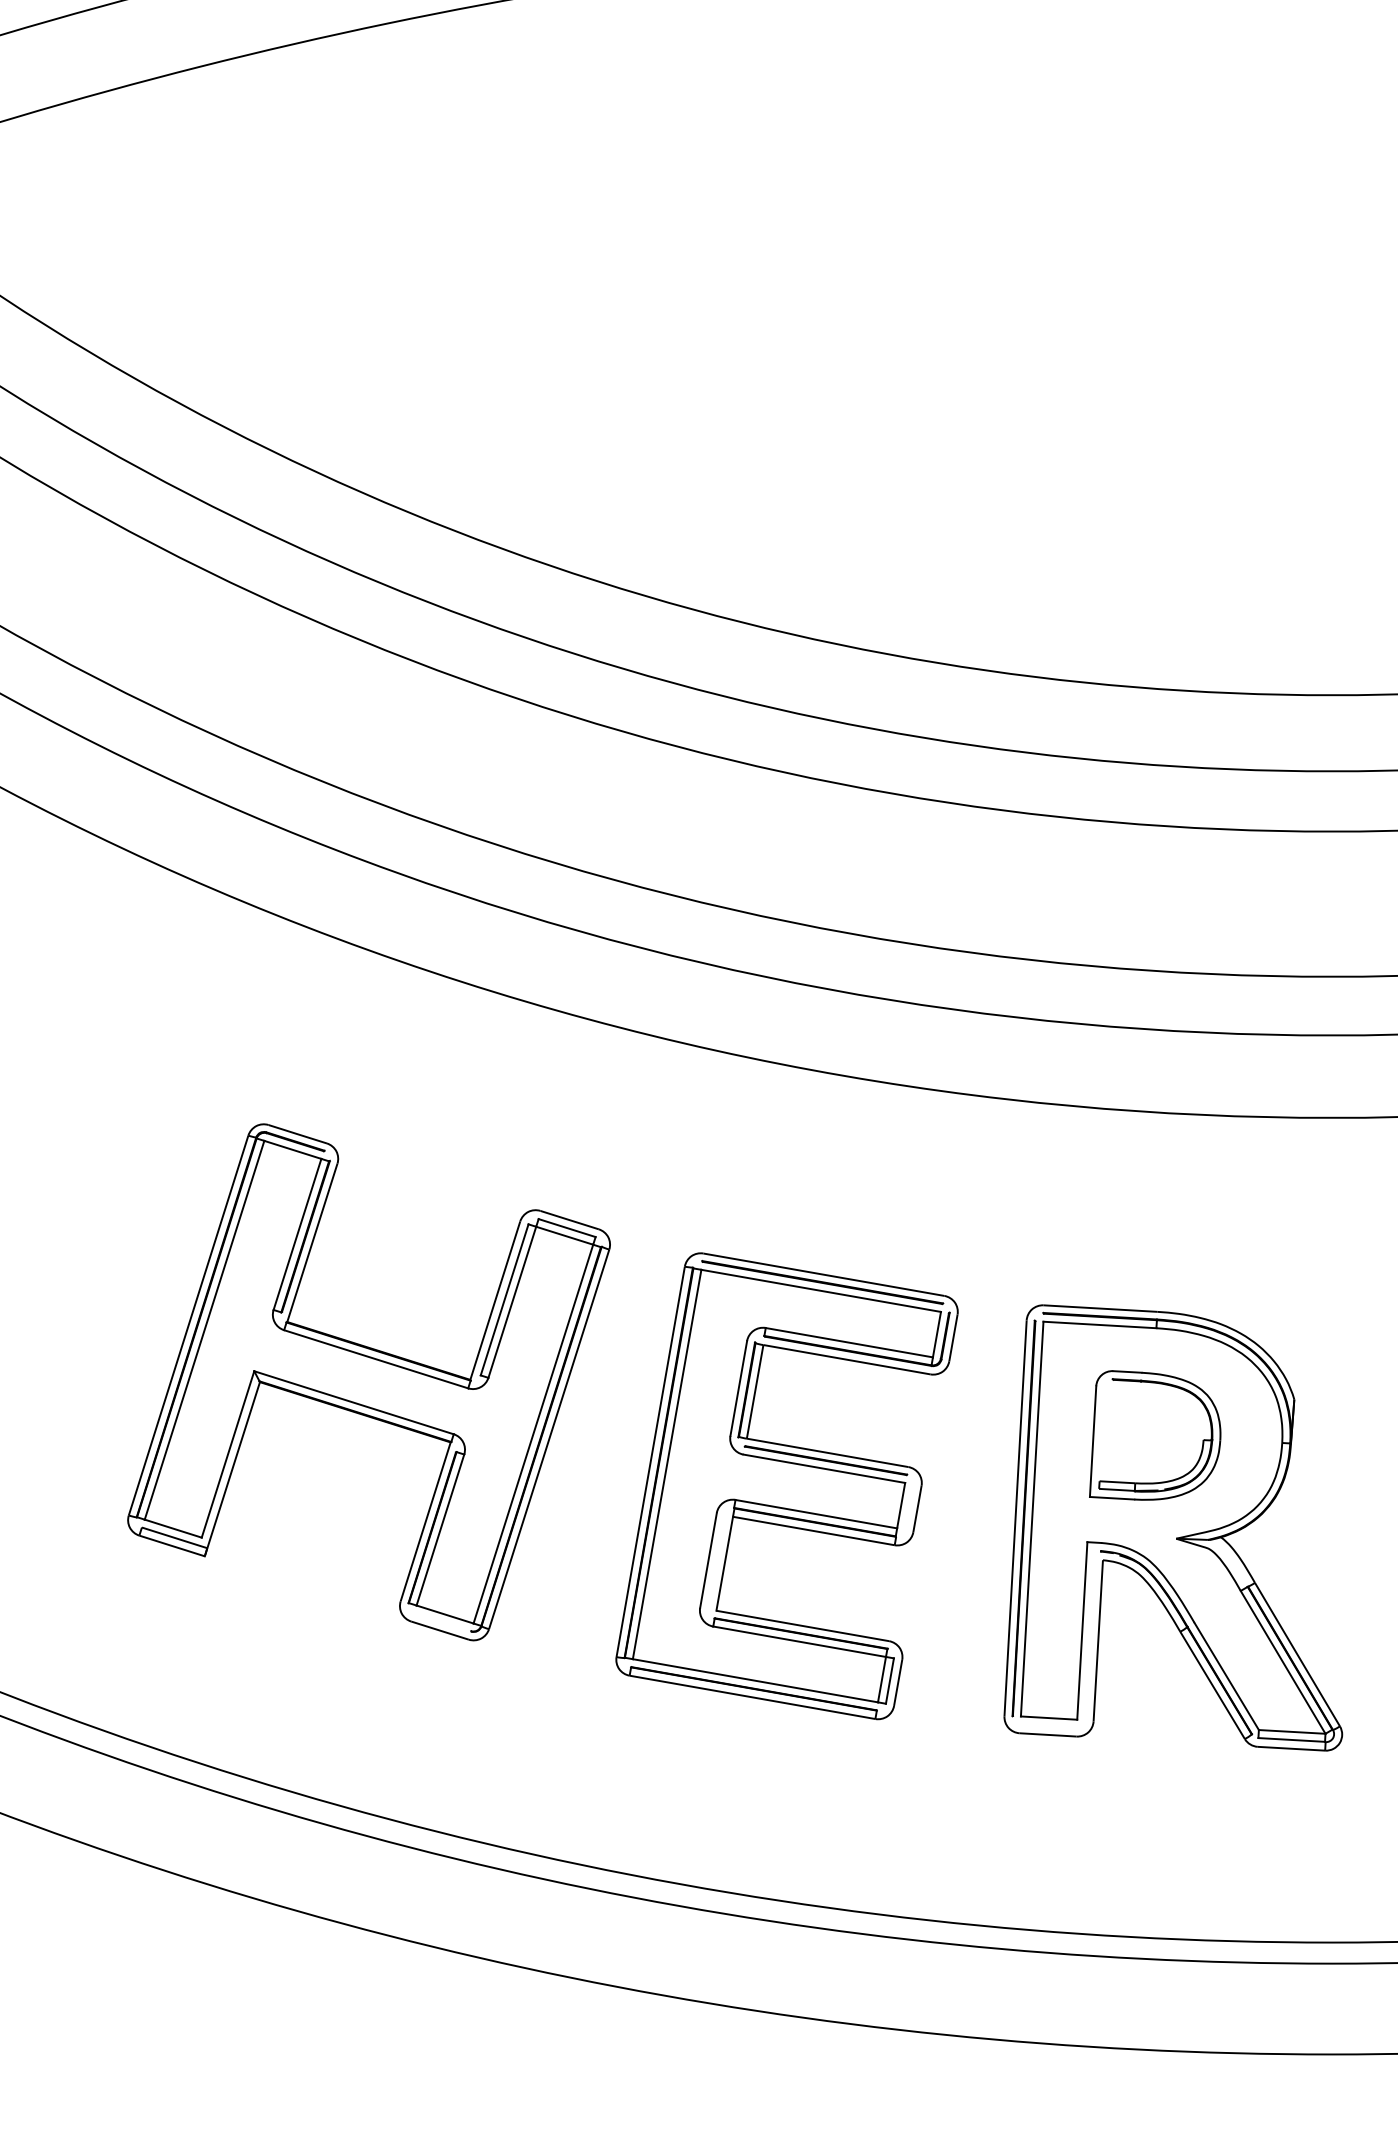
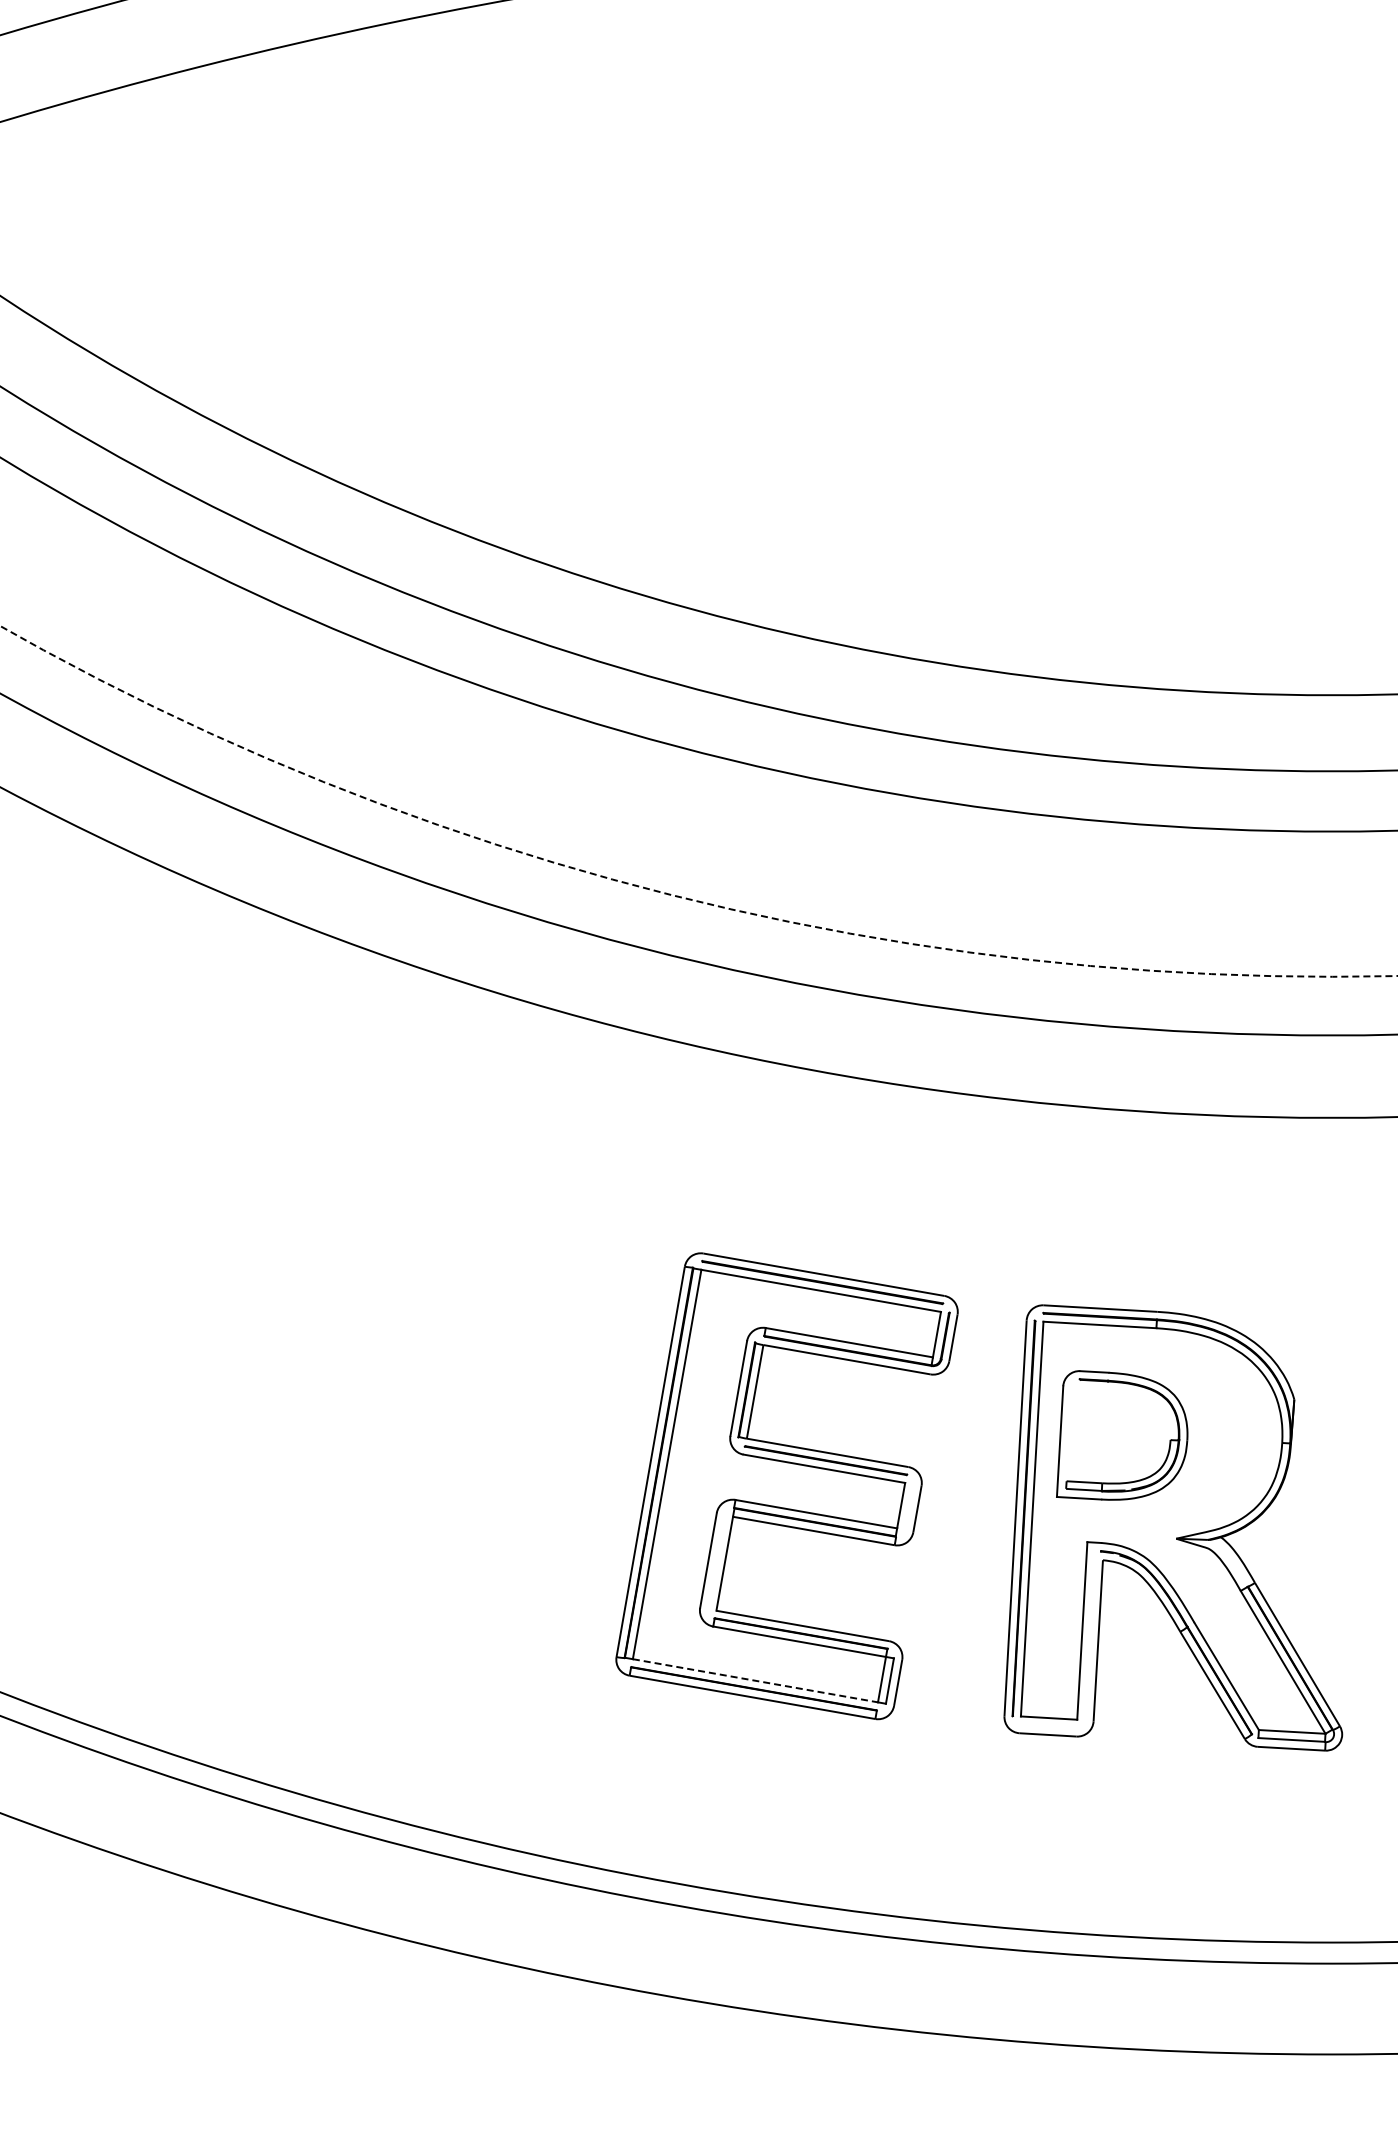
arc: solid -> dashed (674, 895)
part: present -> none (368, 1382)
part position: (1155, 1435) -> (1122, 1435) (1122, 1435)
line: solid -> dashed (755, 1680)
